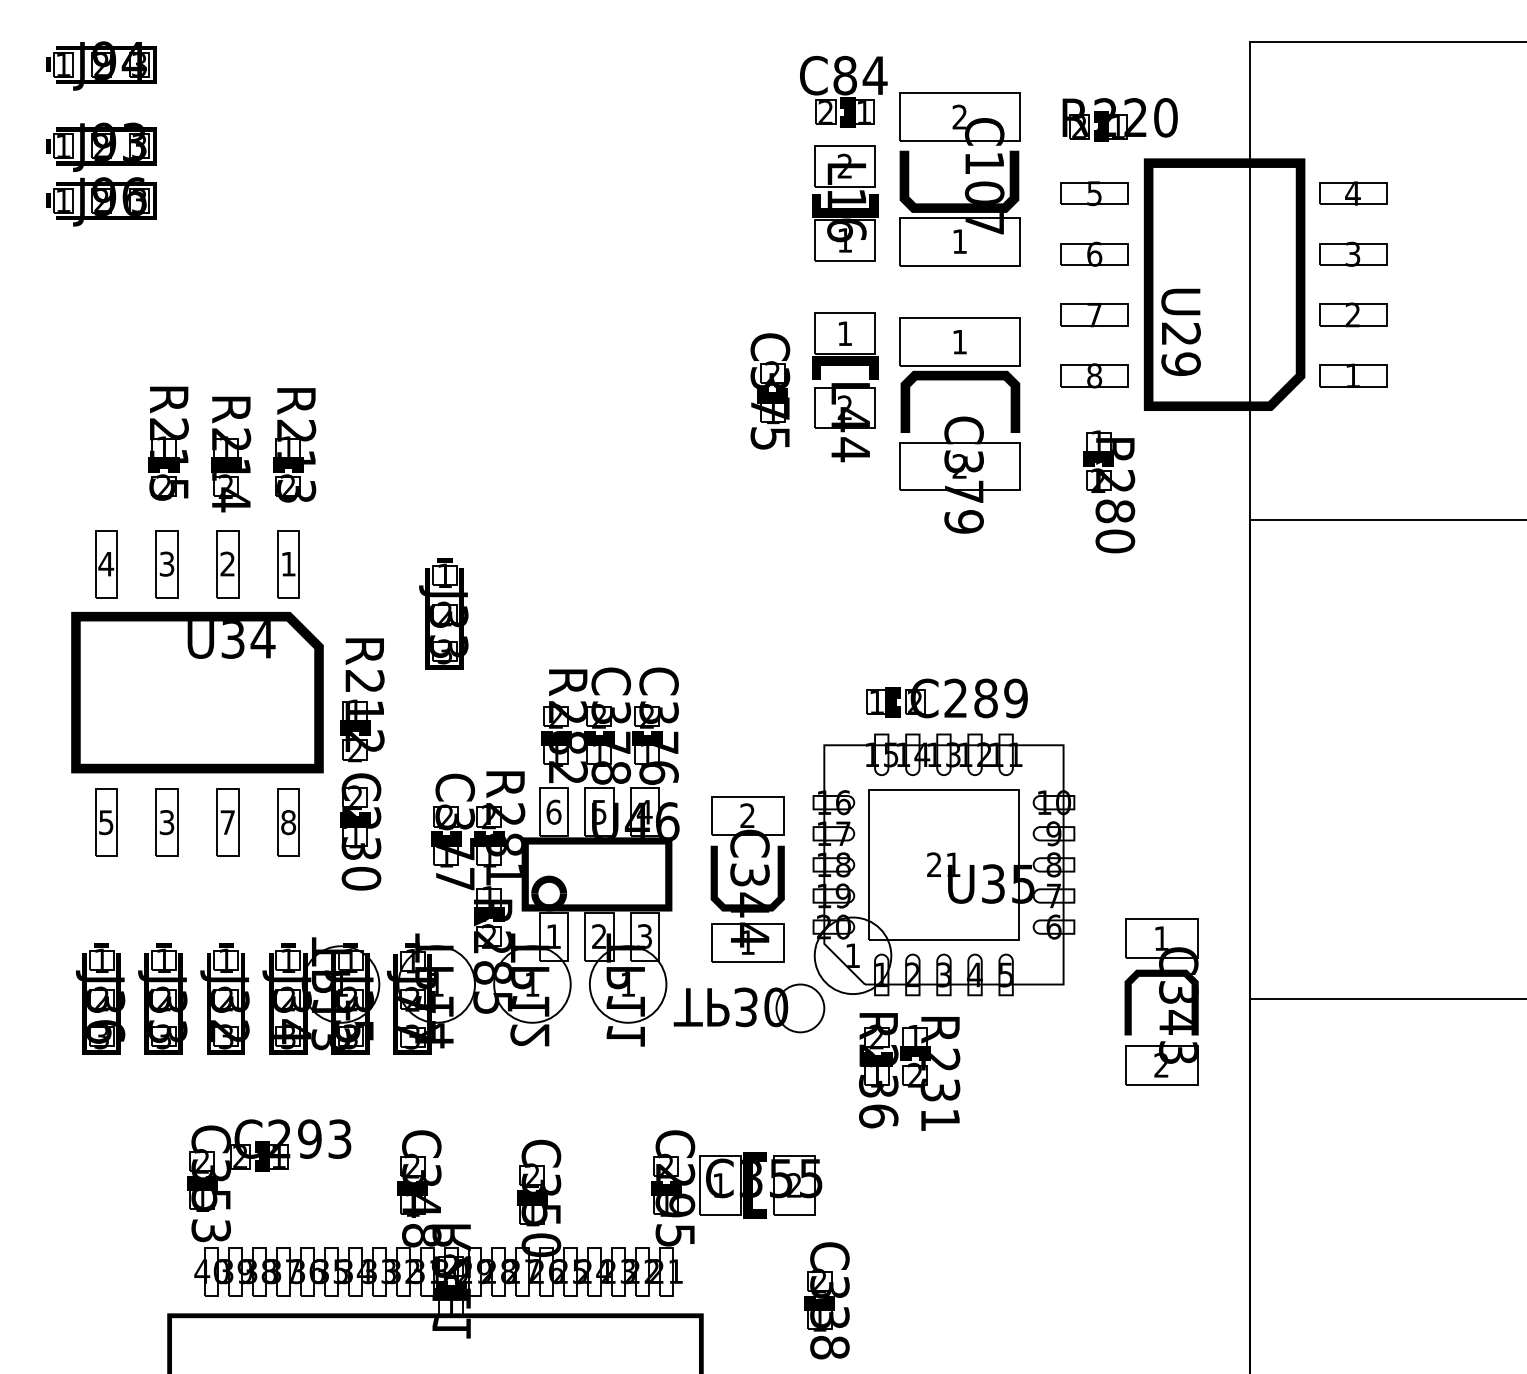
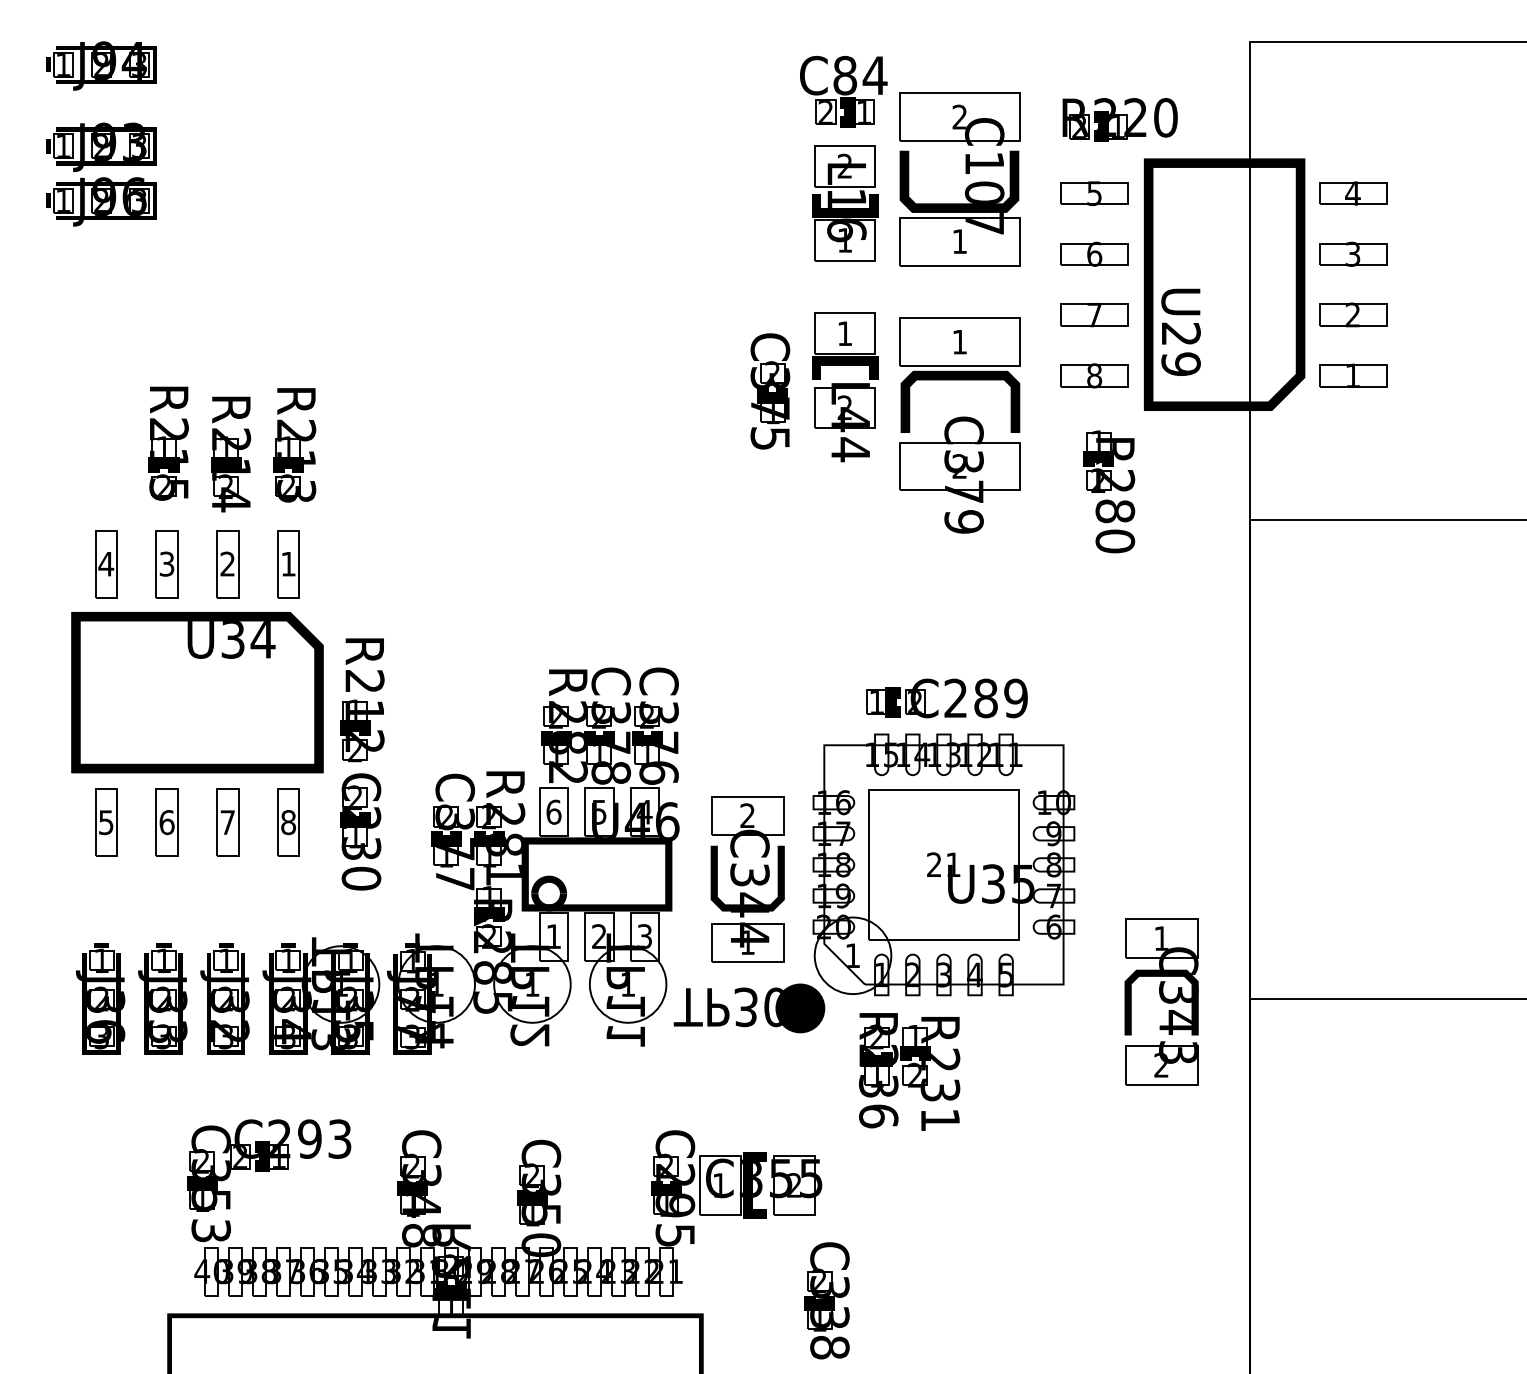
part: present -> none (443, 613)
text: 3 -> 6 (166, 822)
fill: none -> present (800, 1008)
